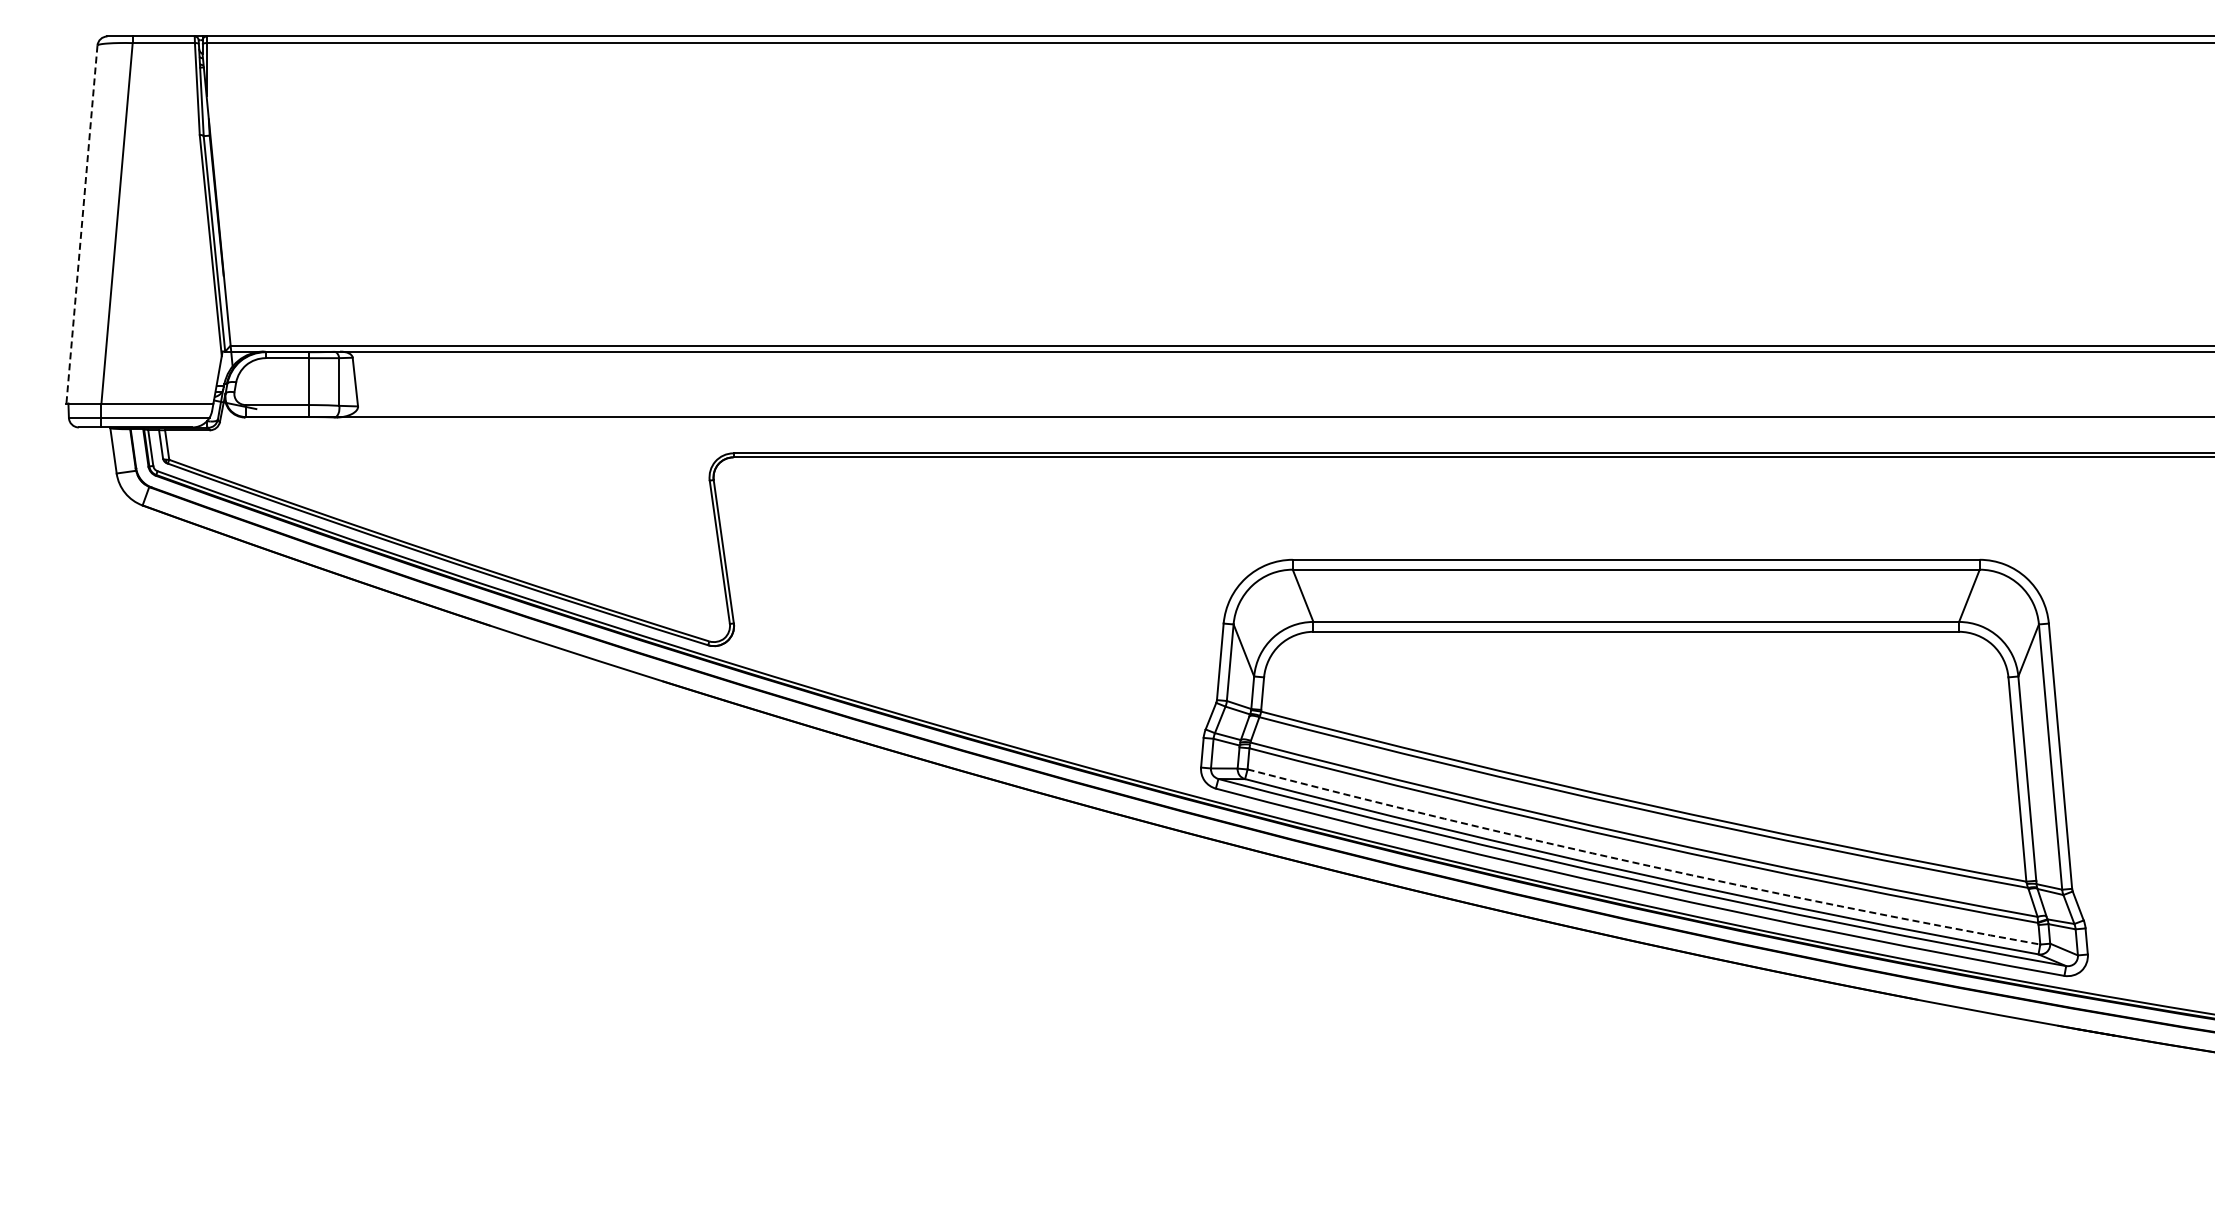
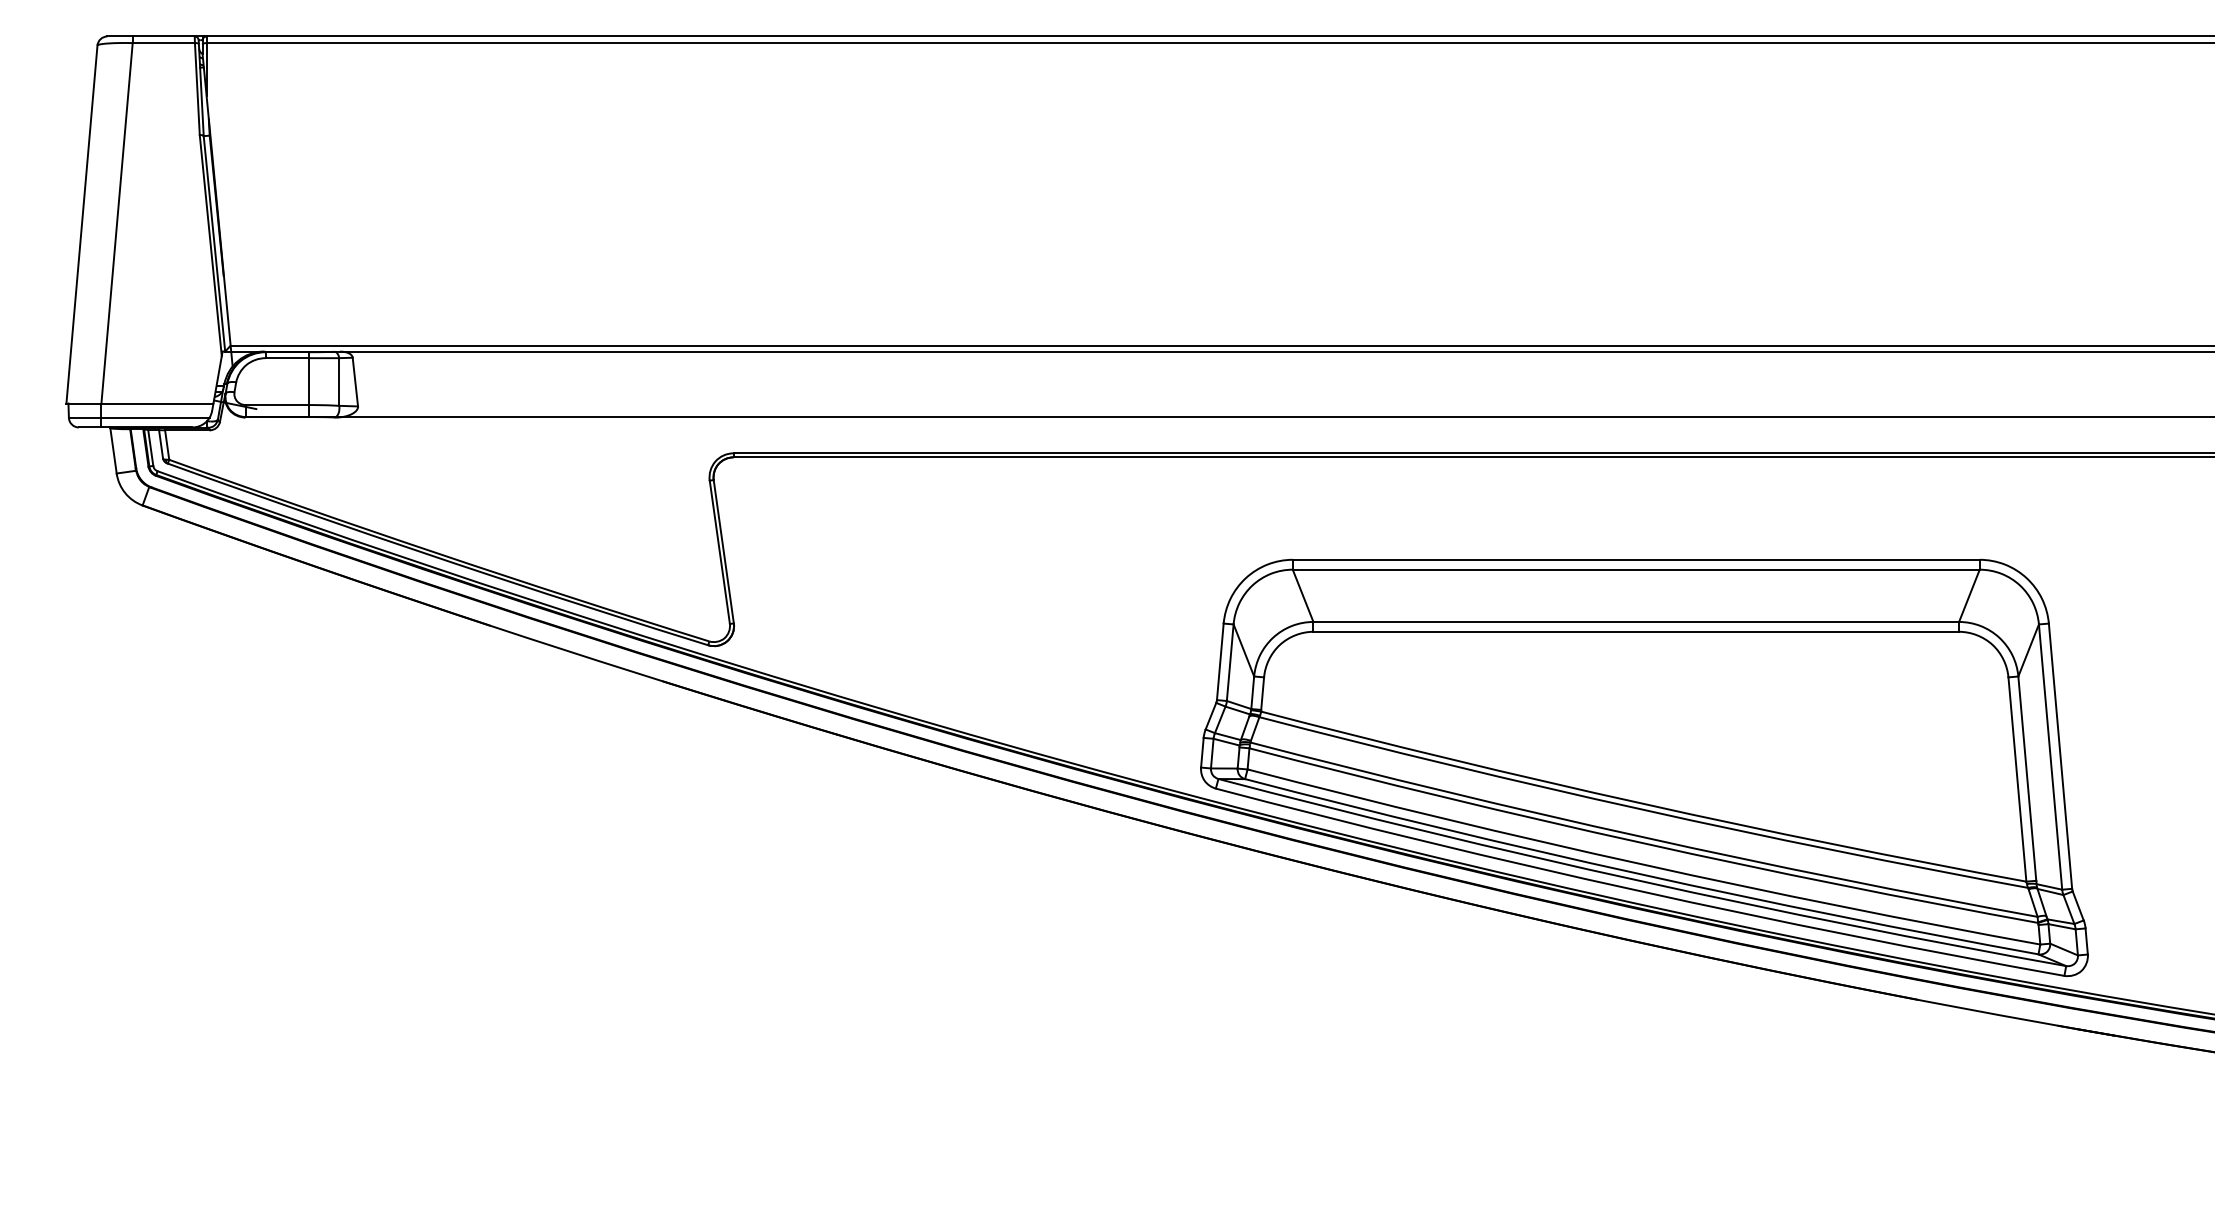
line: dashed -> solid (81, 224)
arc: dashed -> solid (1642, 864)
